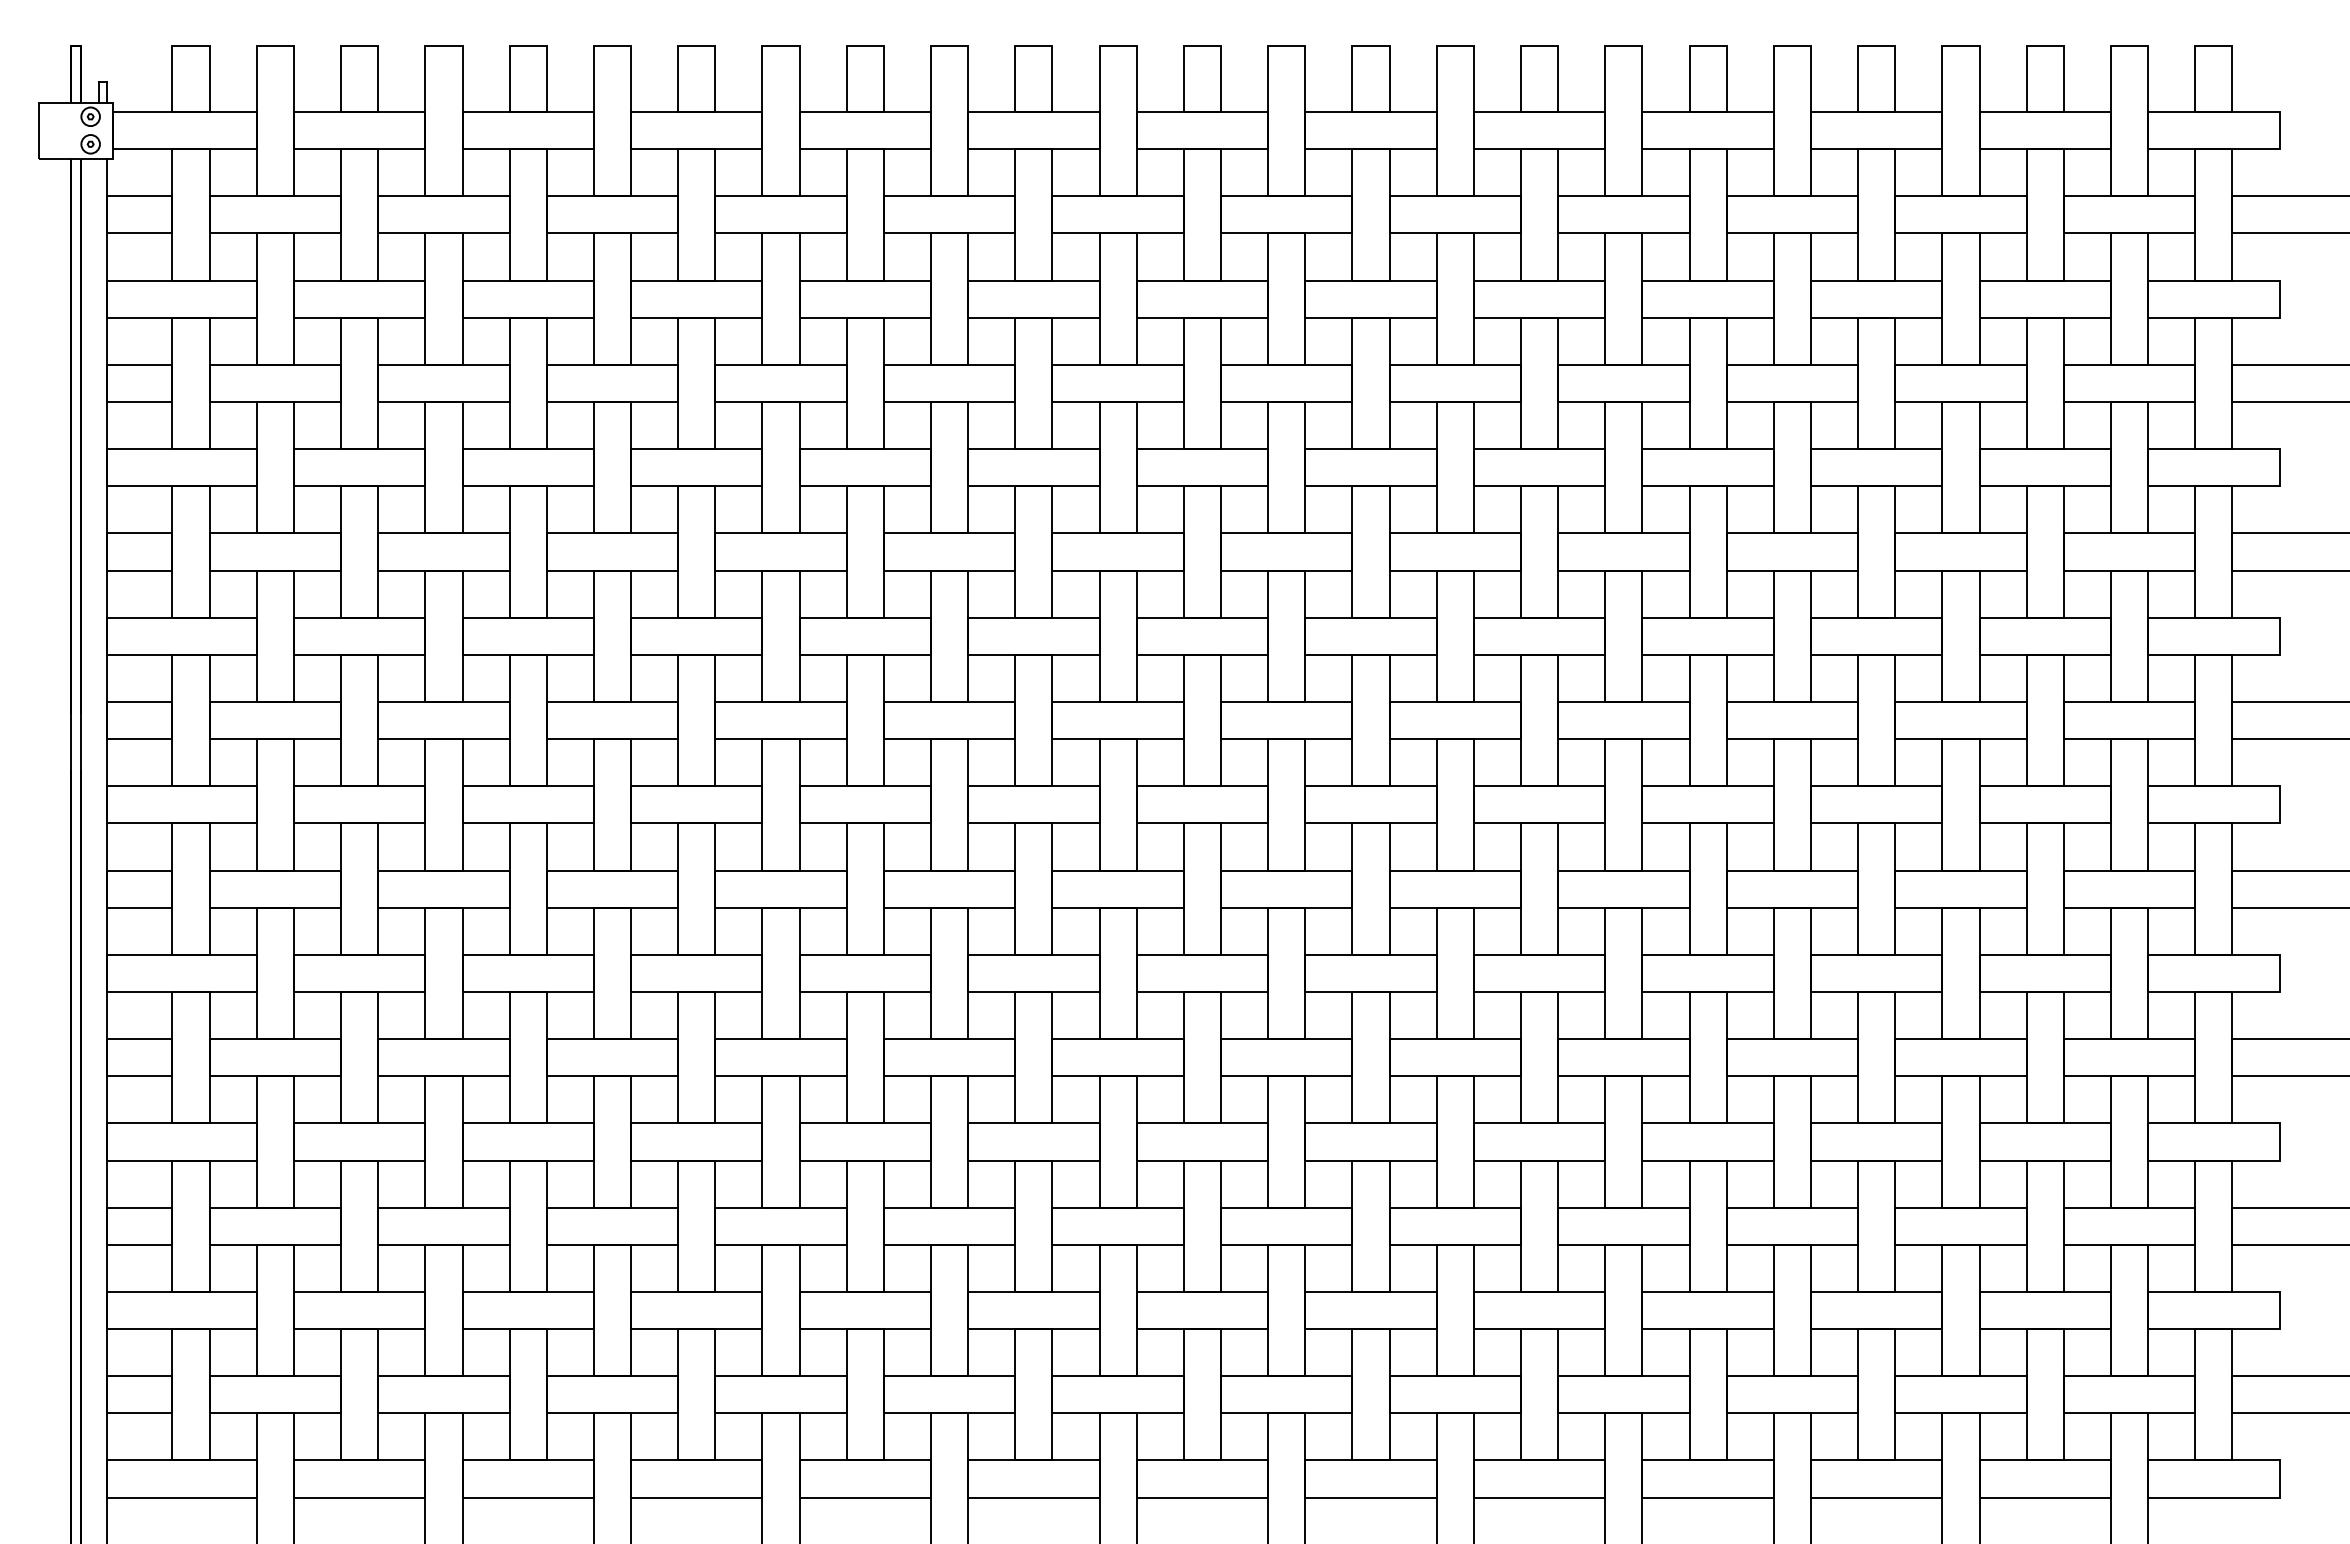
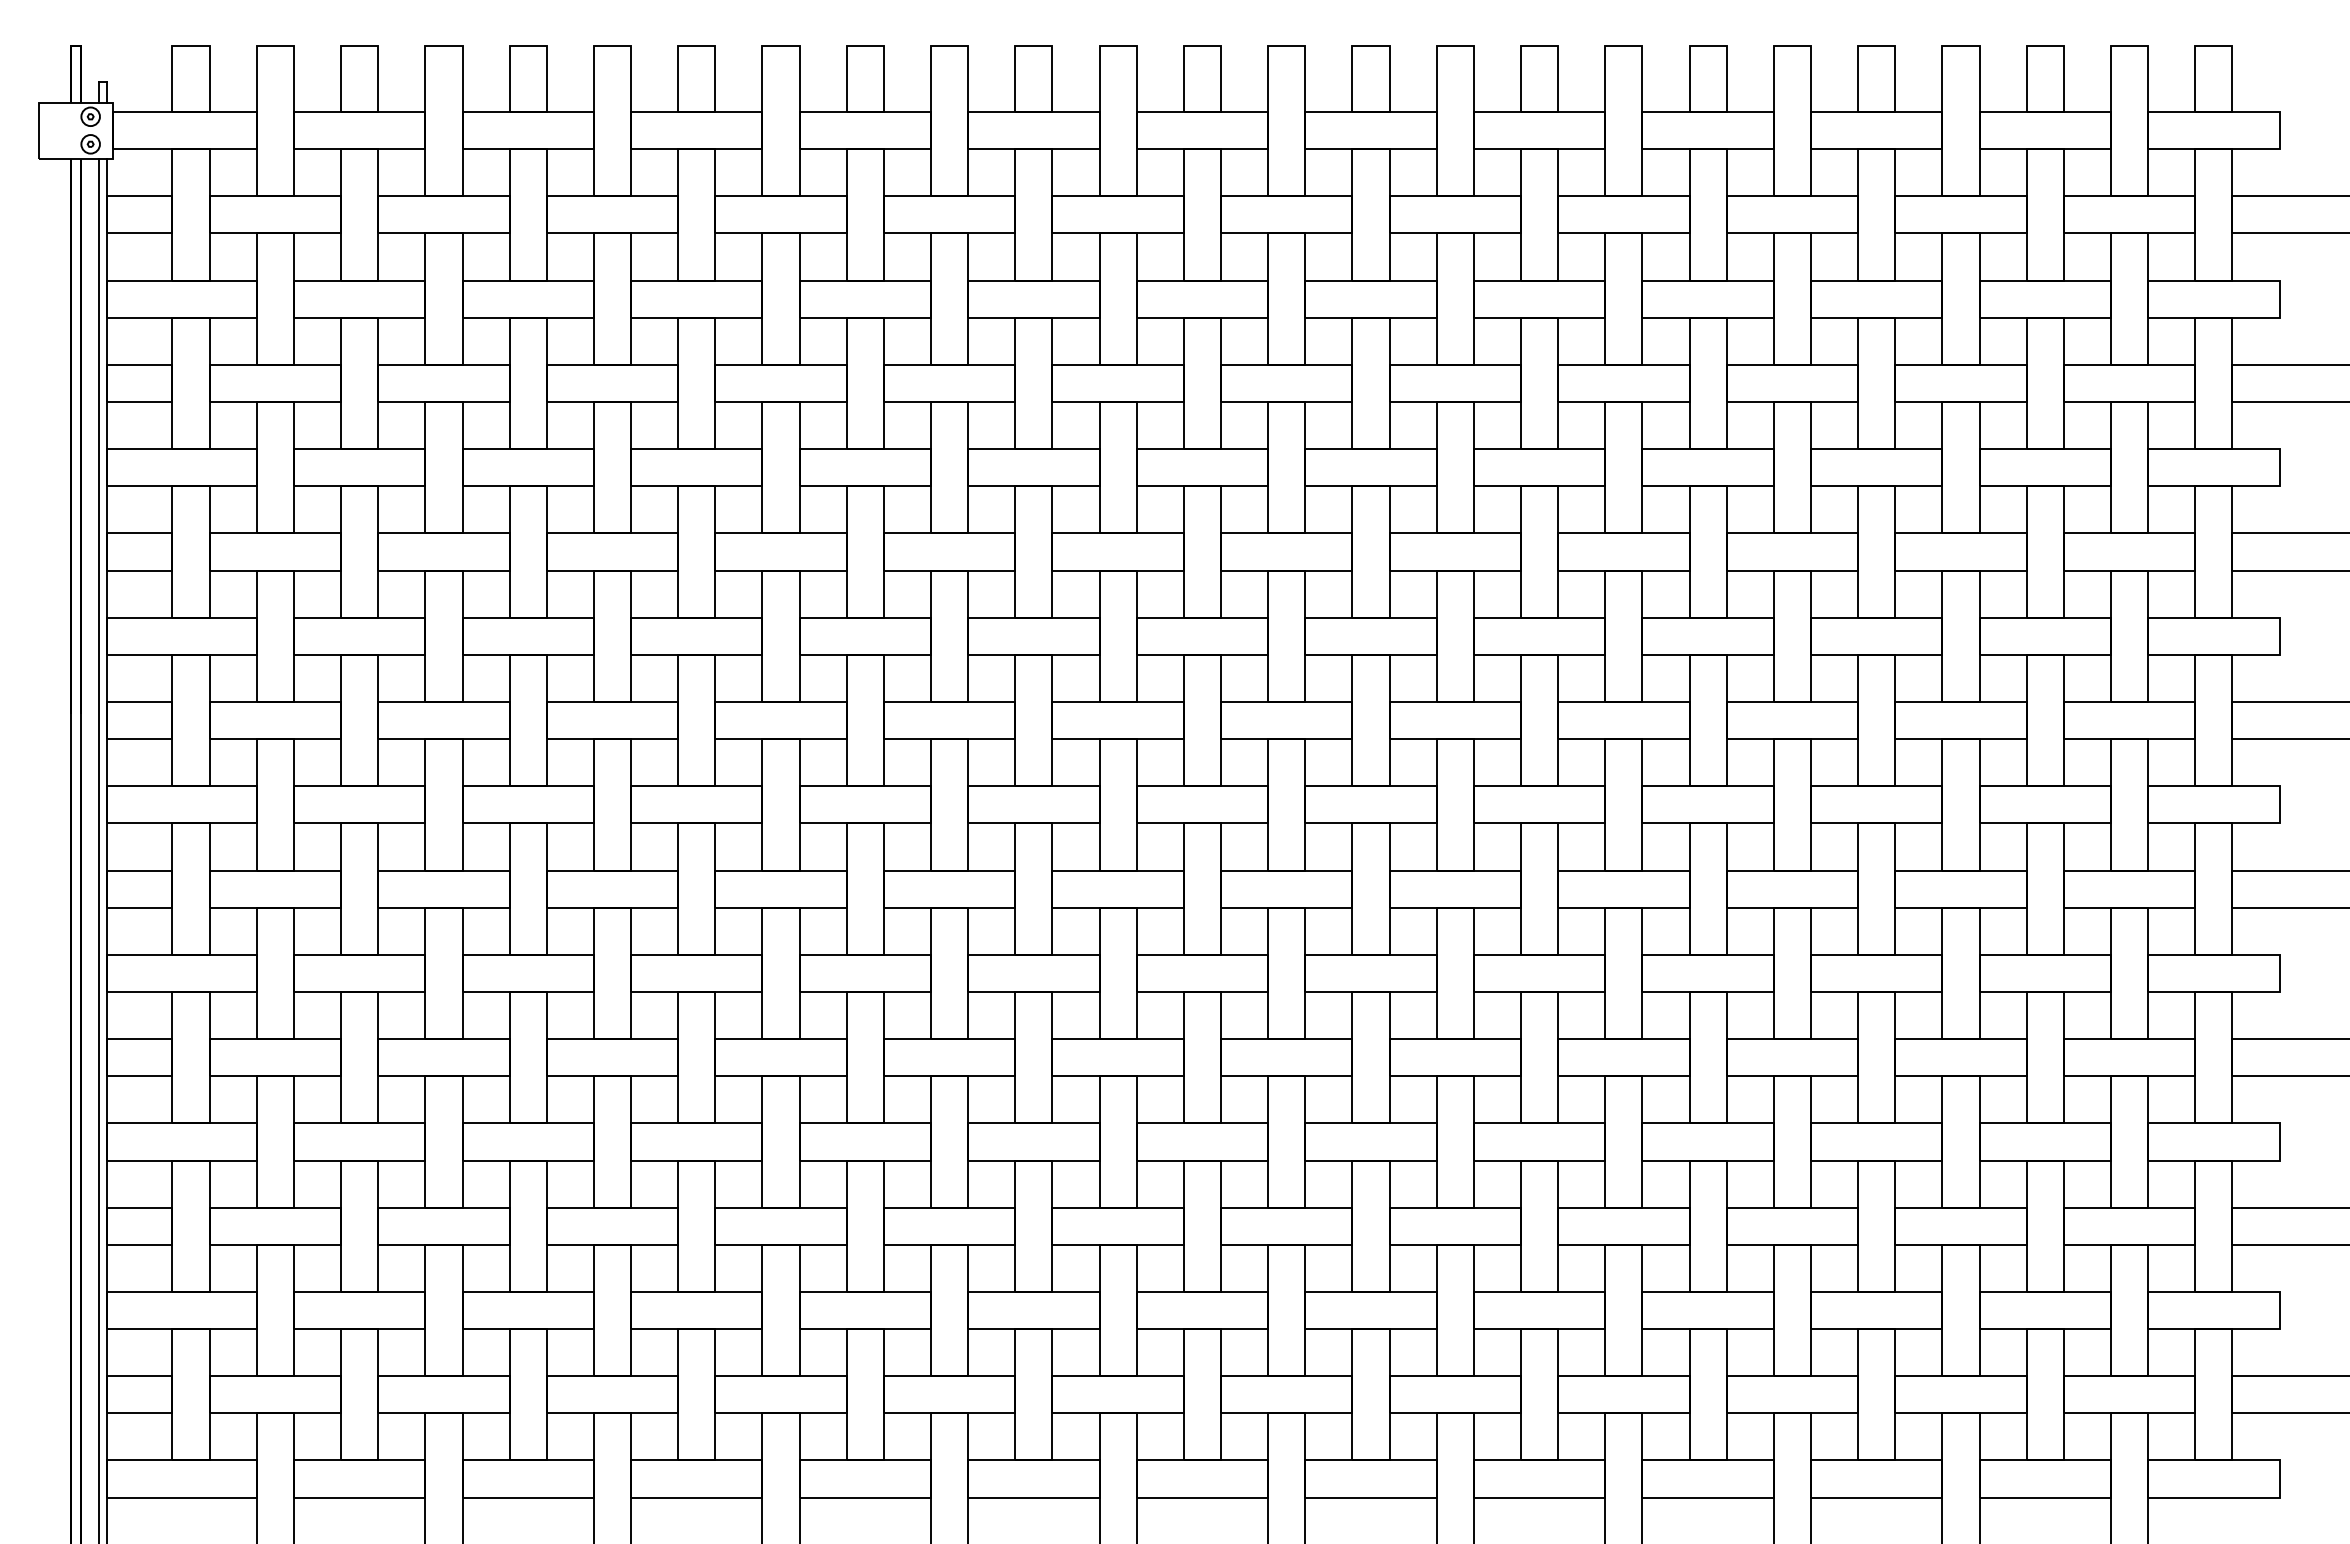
line: none -> present (99, 849)
